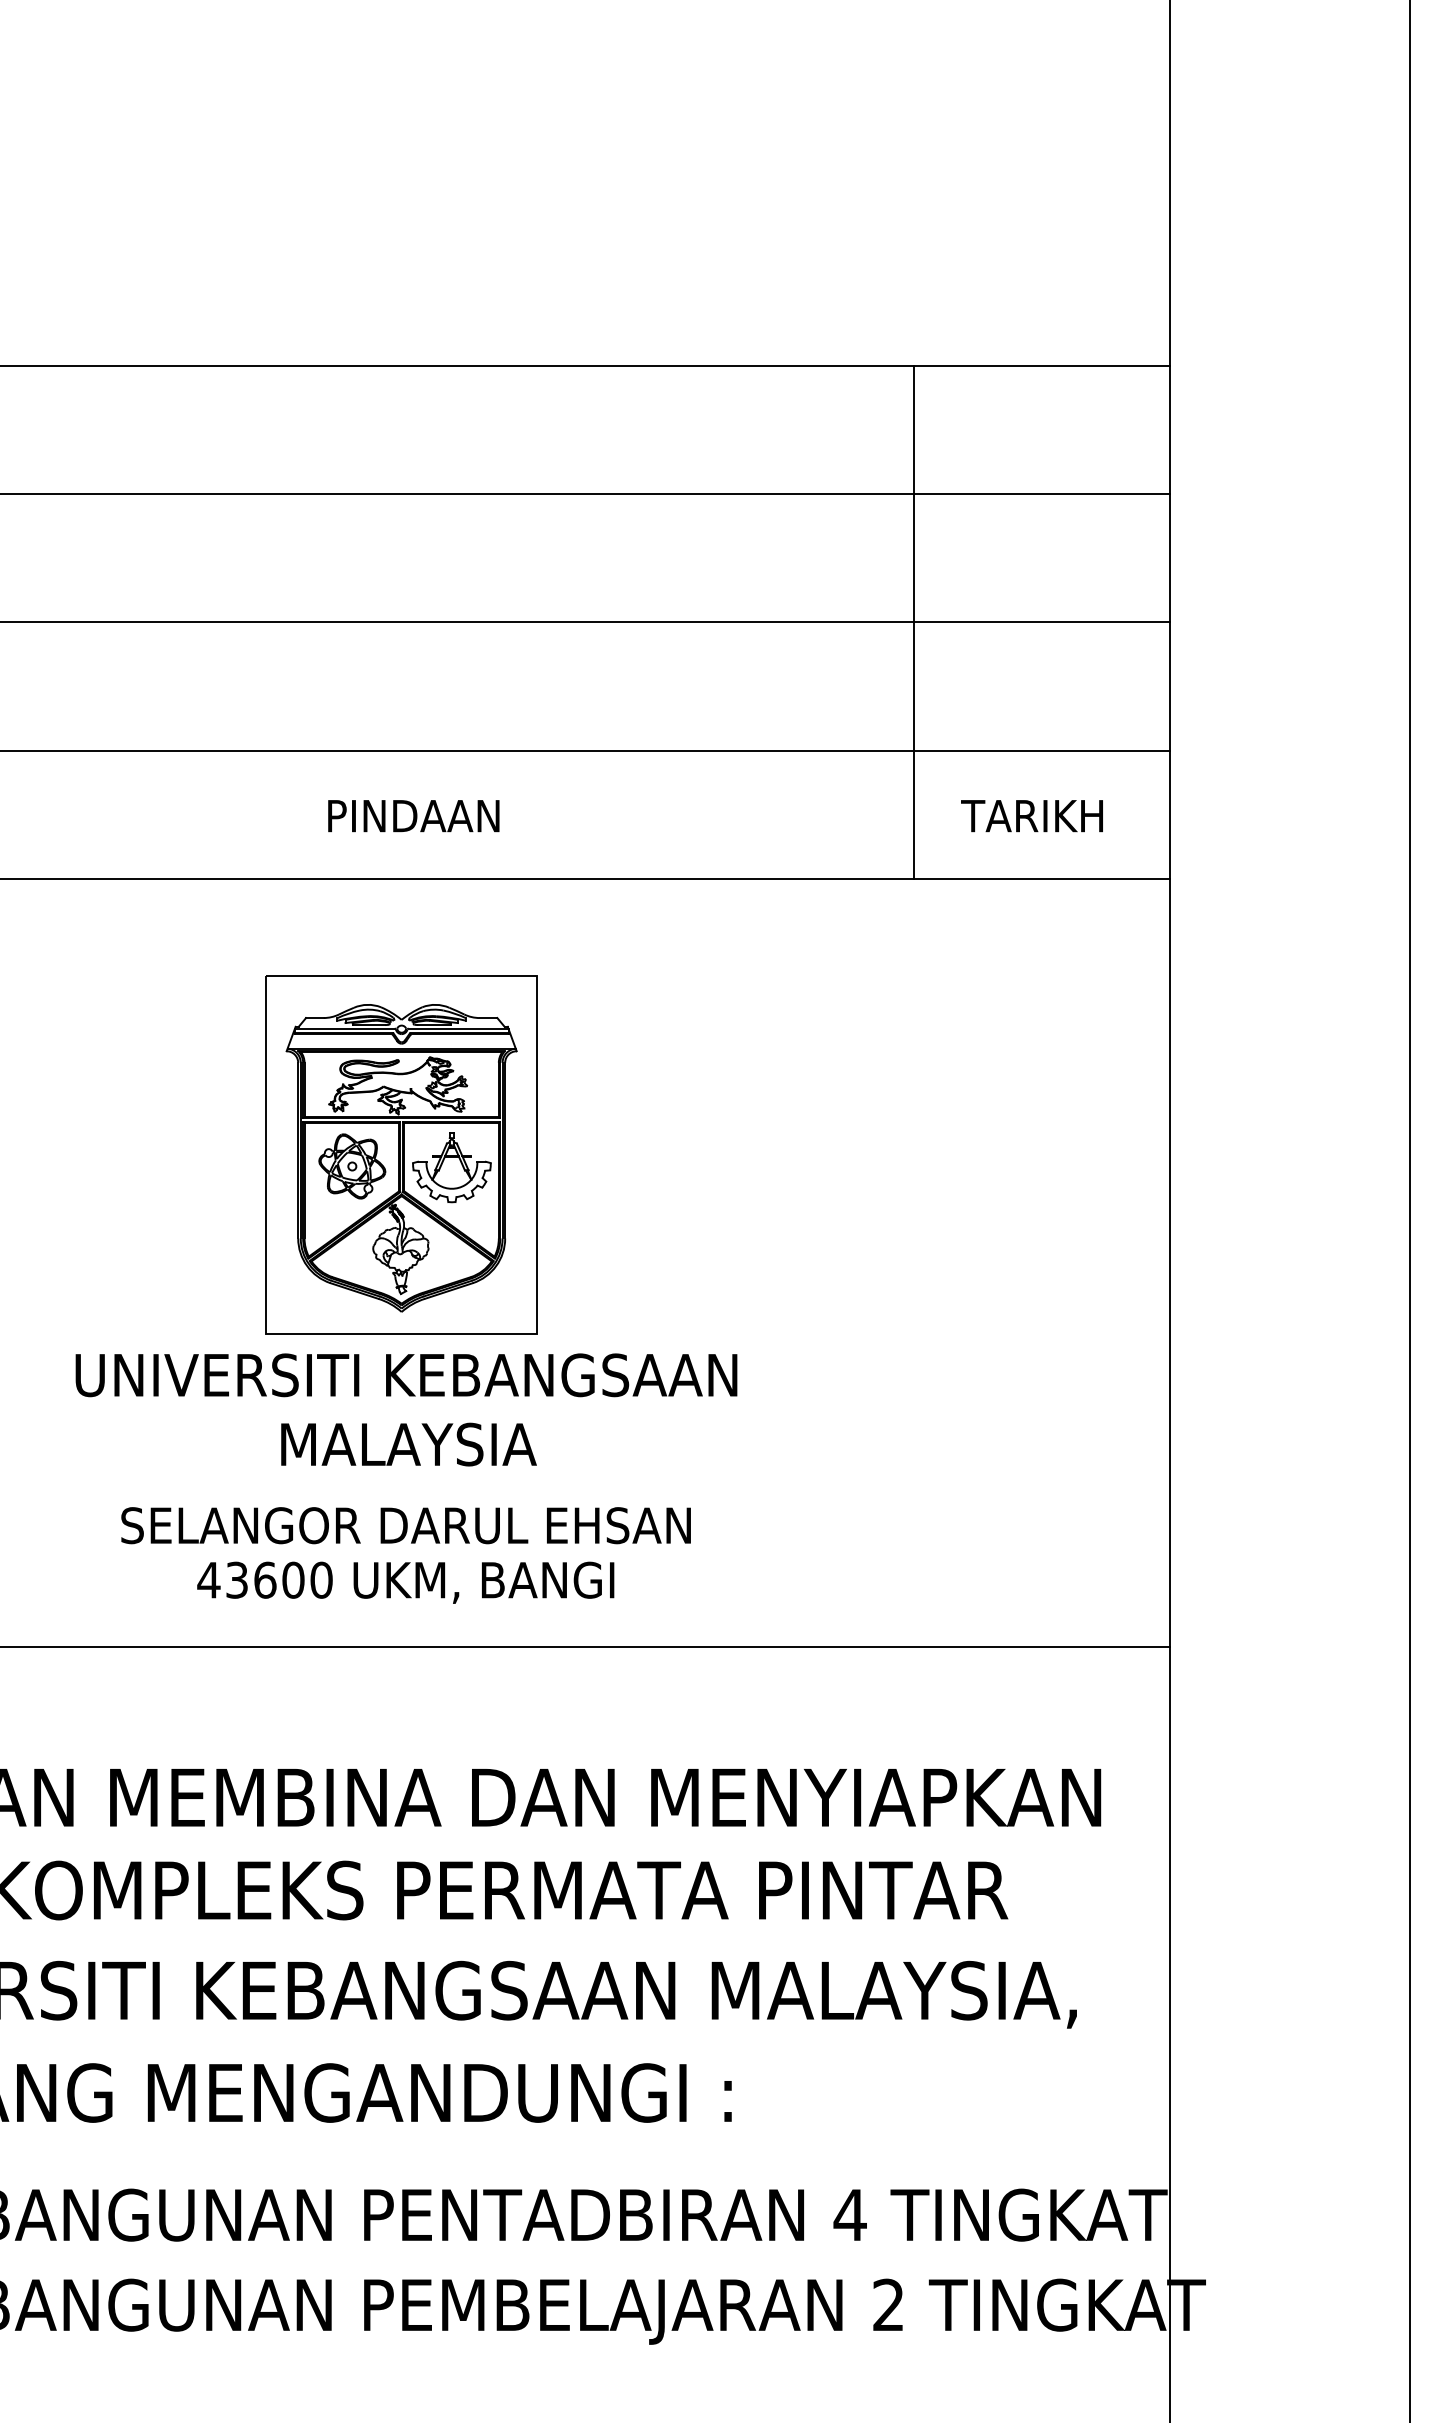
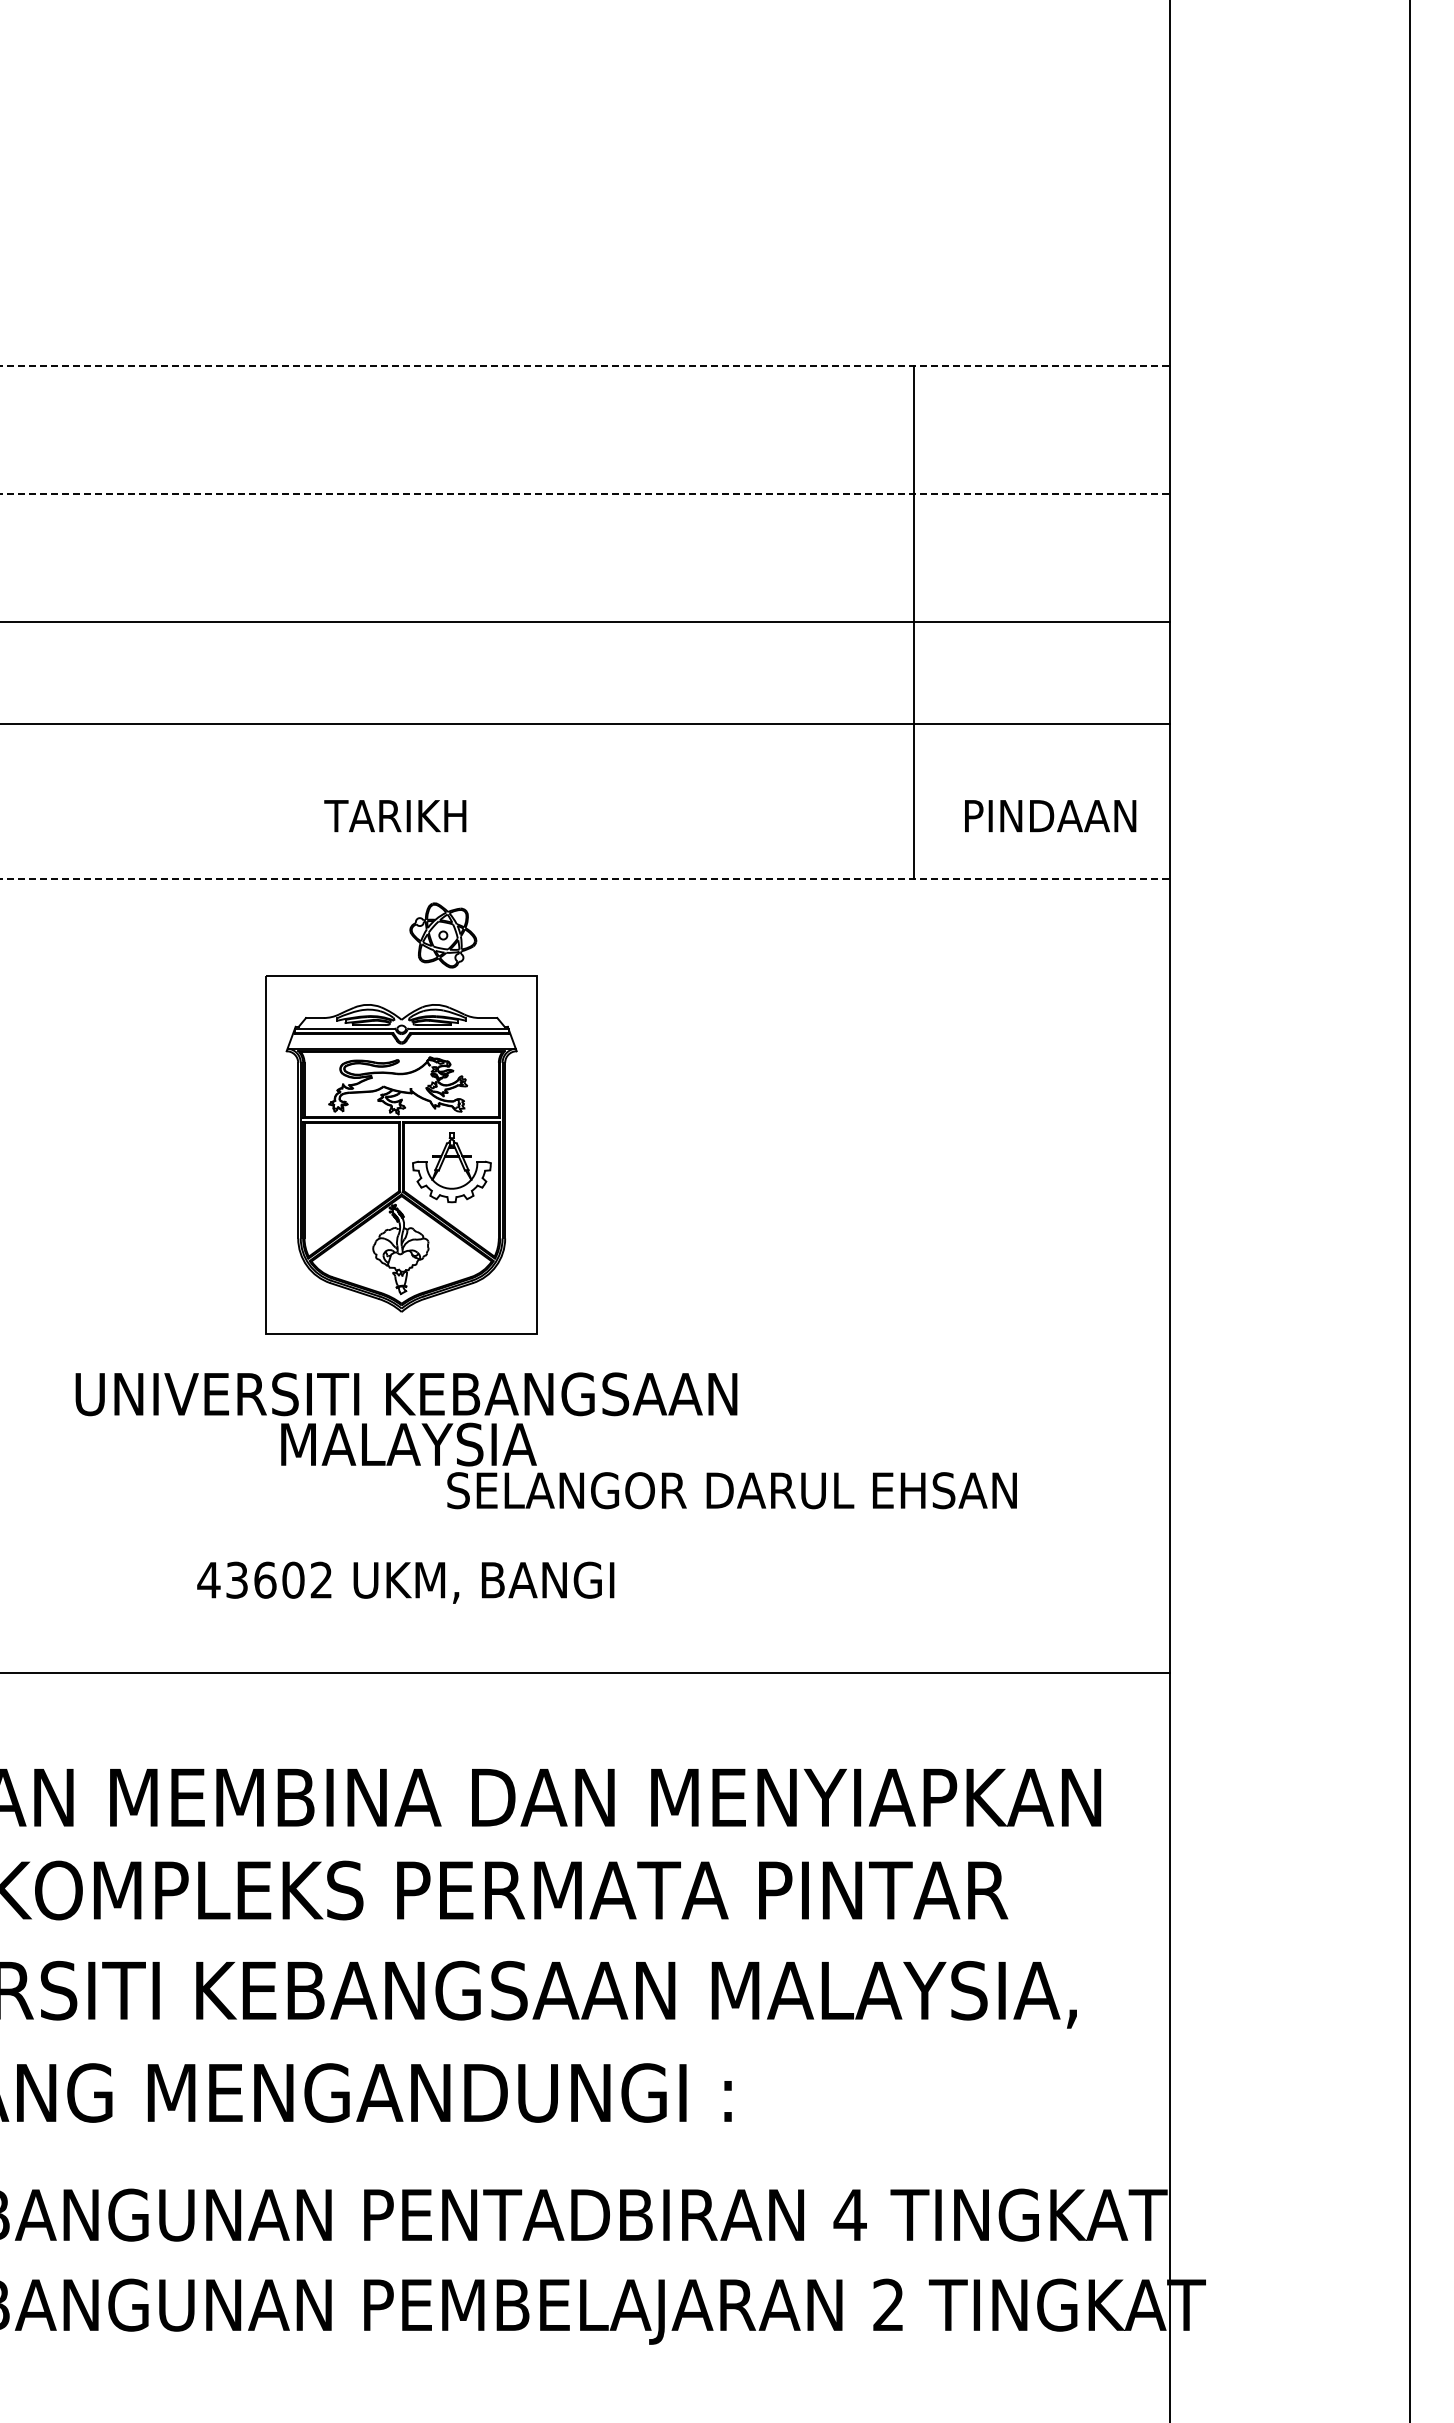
line: solid -> dashed (585, 366)
line: solid -> dashed (585, 494)
line position: (586, 750) -> (586, 723) (586, 723)
text: PINDAAN -> TARIKH (411, 816)
text: TARIKH -> PINDAAN (1048, 816)
line: solid -> dashed (585, 878)
part position: (352, 1166) -> (443, 935) (443, 935)
text position: (406, 1375) -> (406, 1394) (406, 1394)
text position: (405, 1525) -> (731, 1490) (731, 1490)
text: 43600 -> 43602 (321, 1579)
line position: (586, 1647) -> (586, 1673) (586, 1673)
